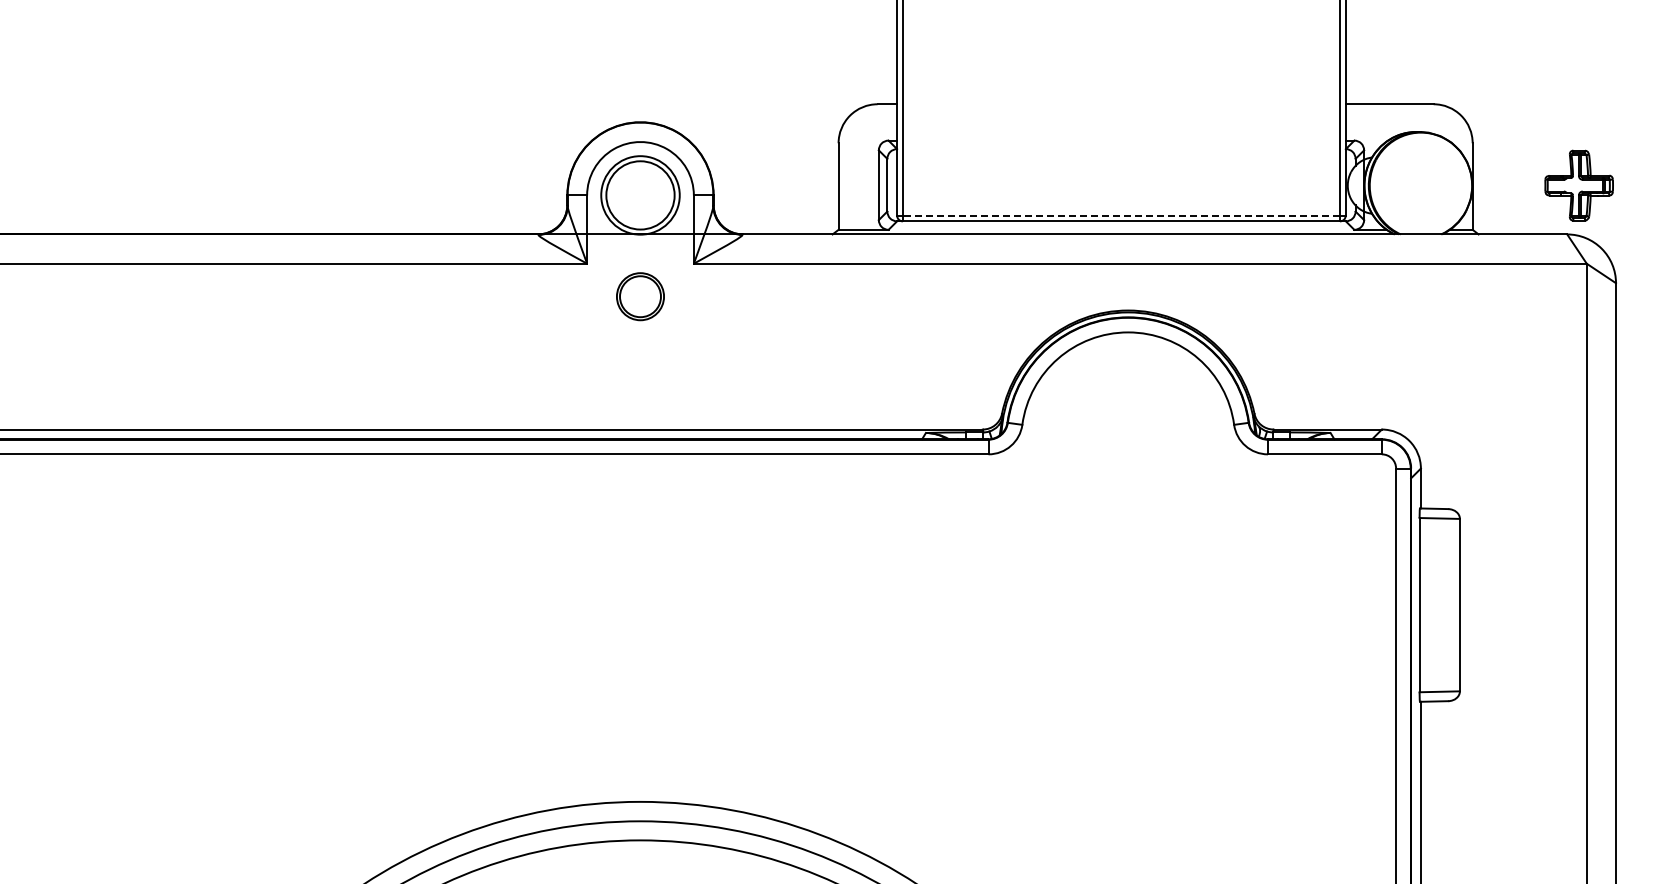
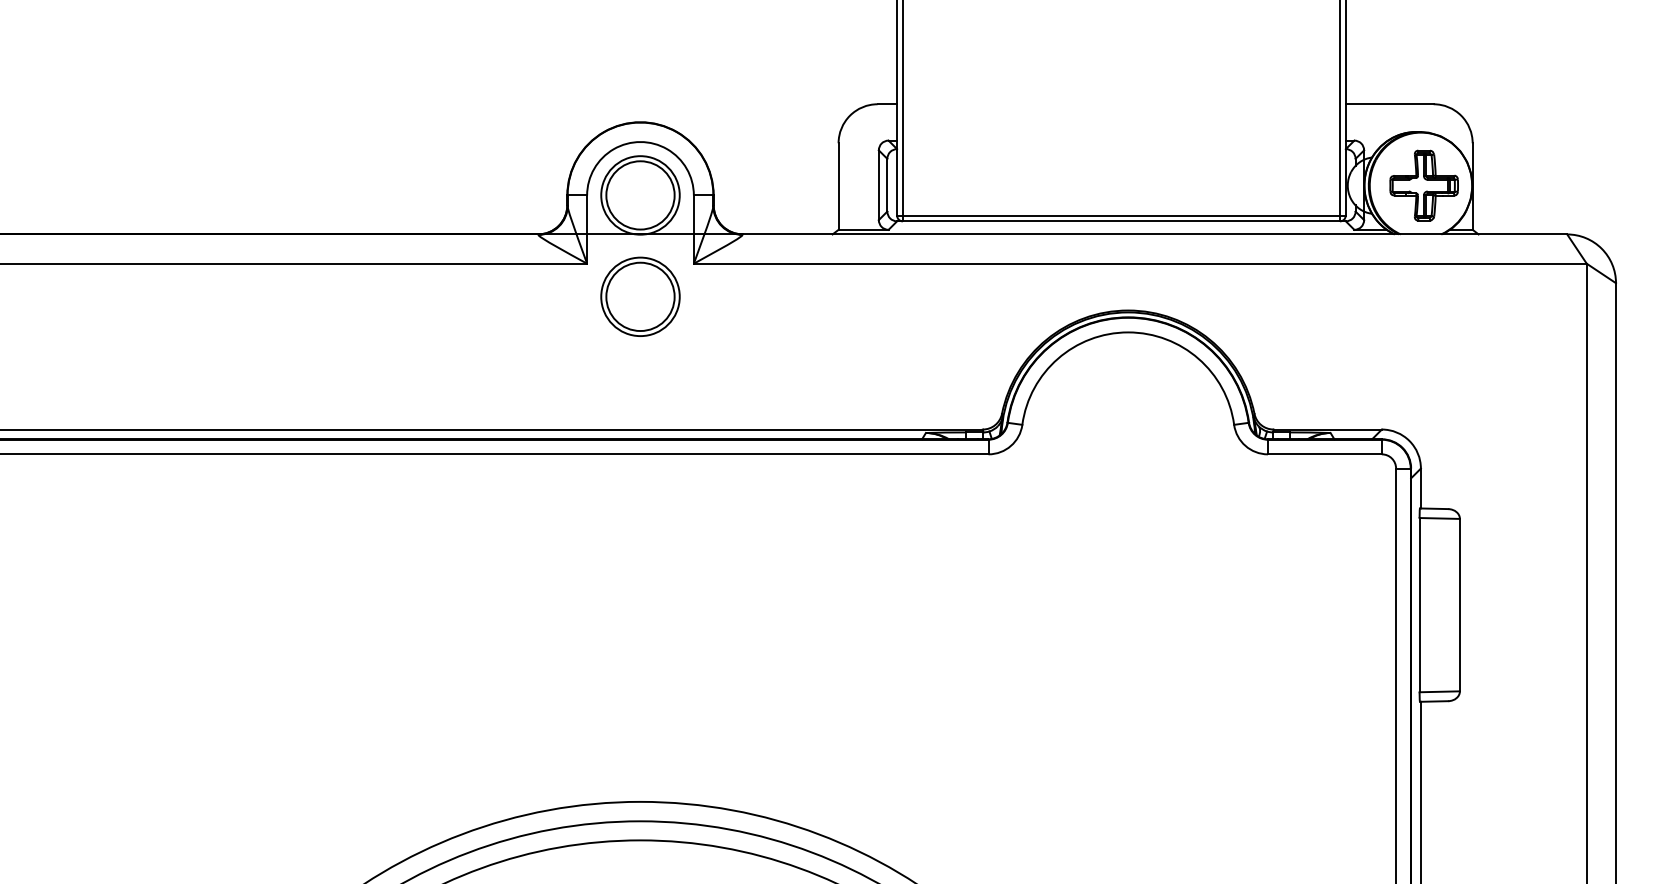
part position: (1578, 185) -> (1423, 185) (1423, 185)
line: dashed -> solid (1121, 215)
part size: 49x50 px -> 81x81 px (640, 296)
